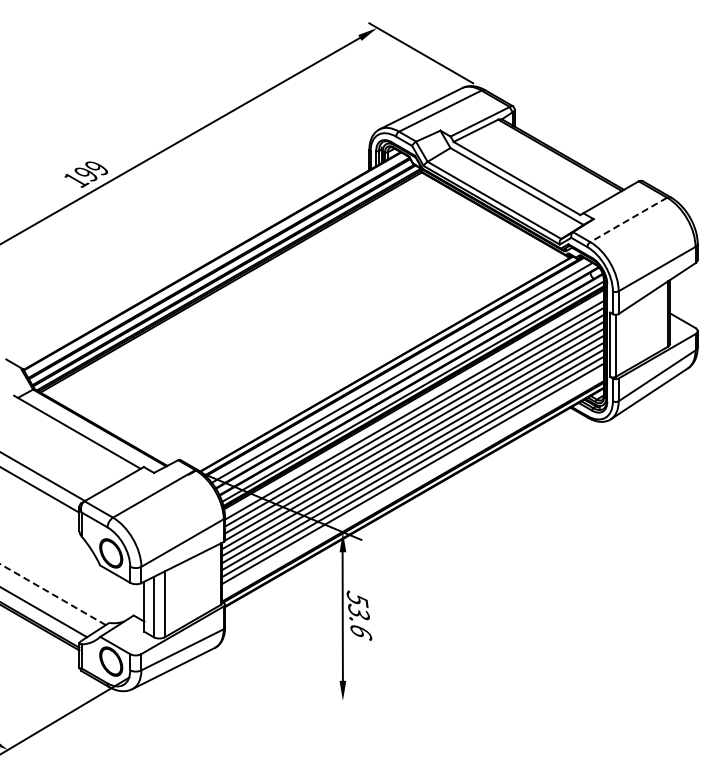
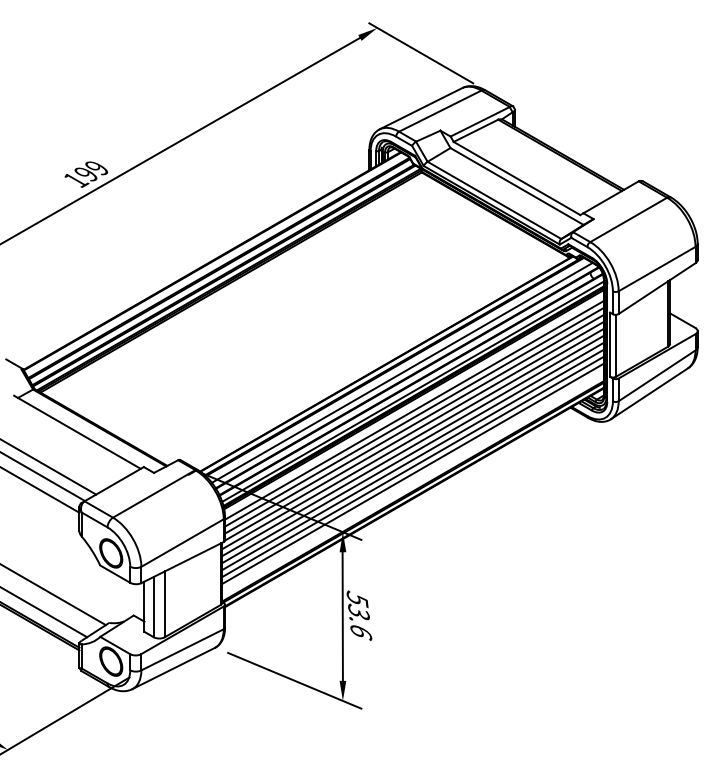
line: dashed -> solid (628, 220)
line: none -> present (49, 467)
line: dashed -> solid (53, 594)
line: none -> present (294, 680)
